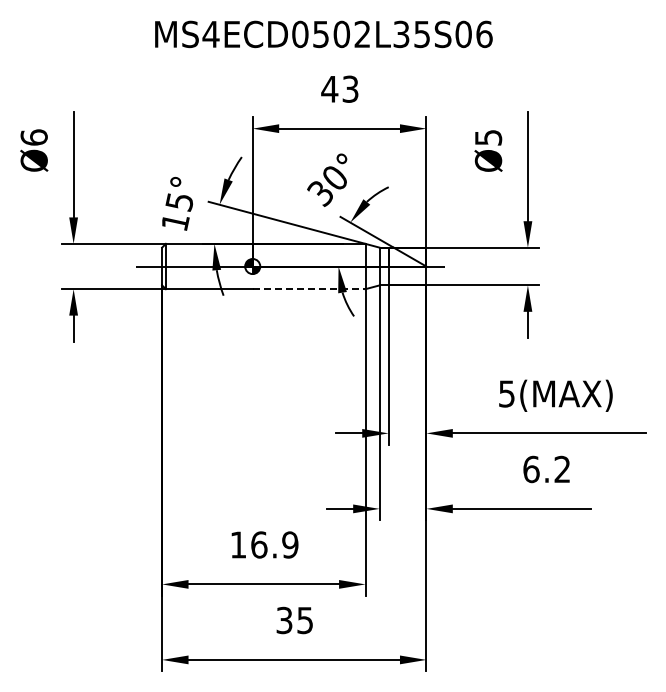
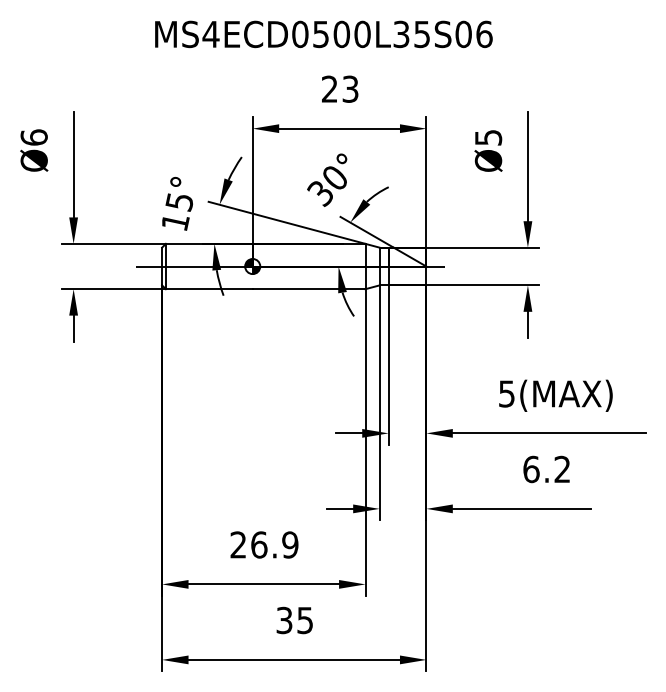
text: MS4ECD0502L35S06 -> MS4ECD0500L35S06 (362, 34)
text: 43 -> 23 (329, 88)
line: dashed -> solid (309, 289)
text: 16.9 -> 26.9 (237, 544)
